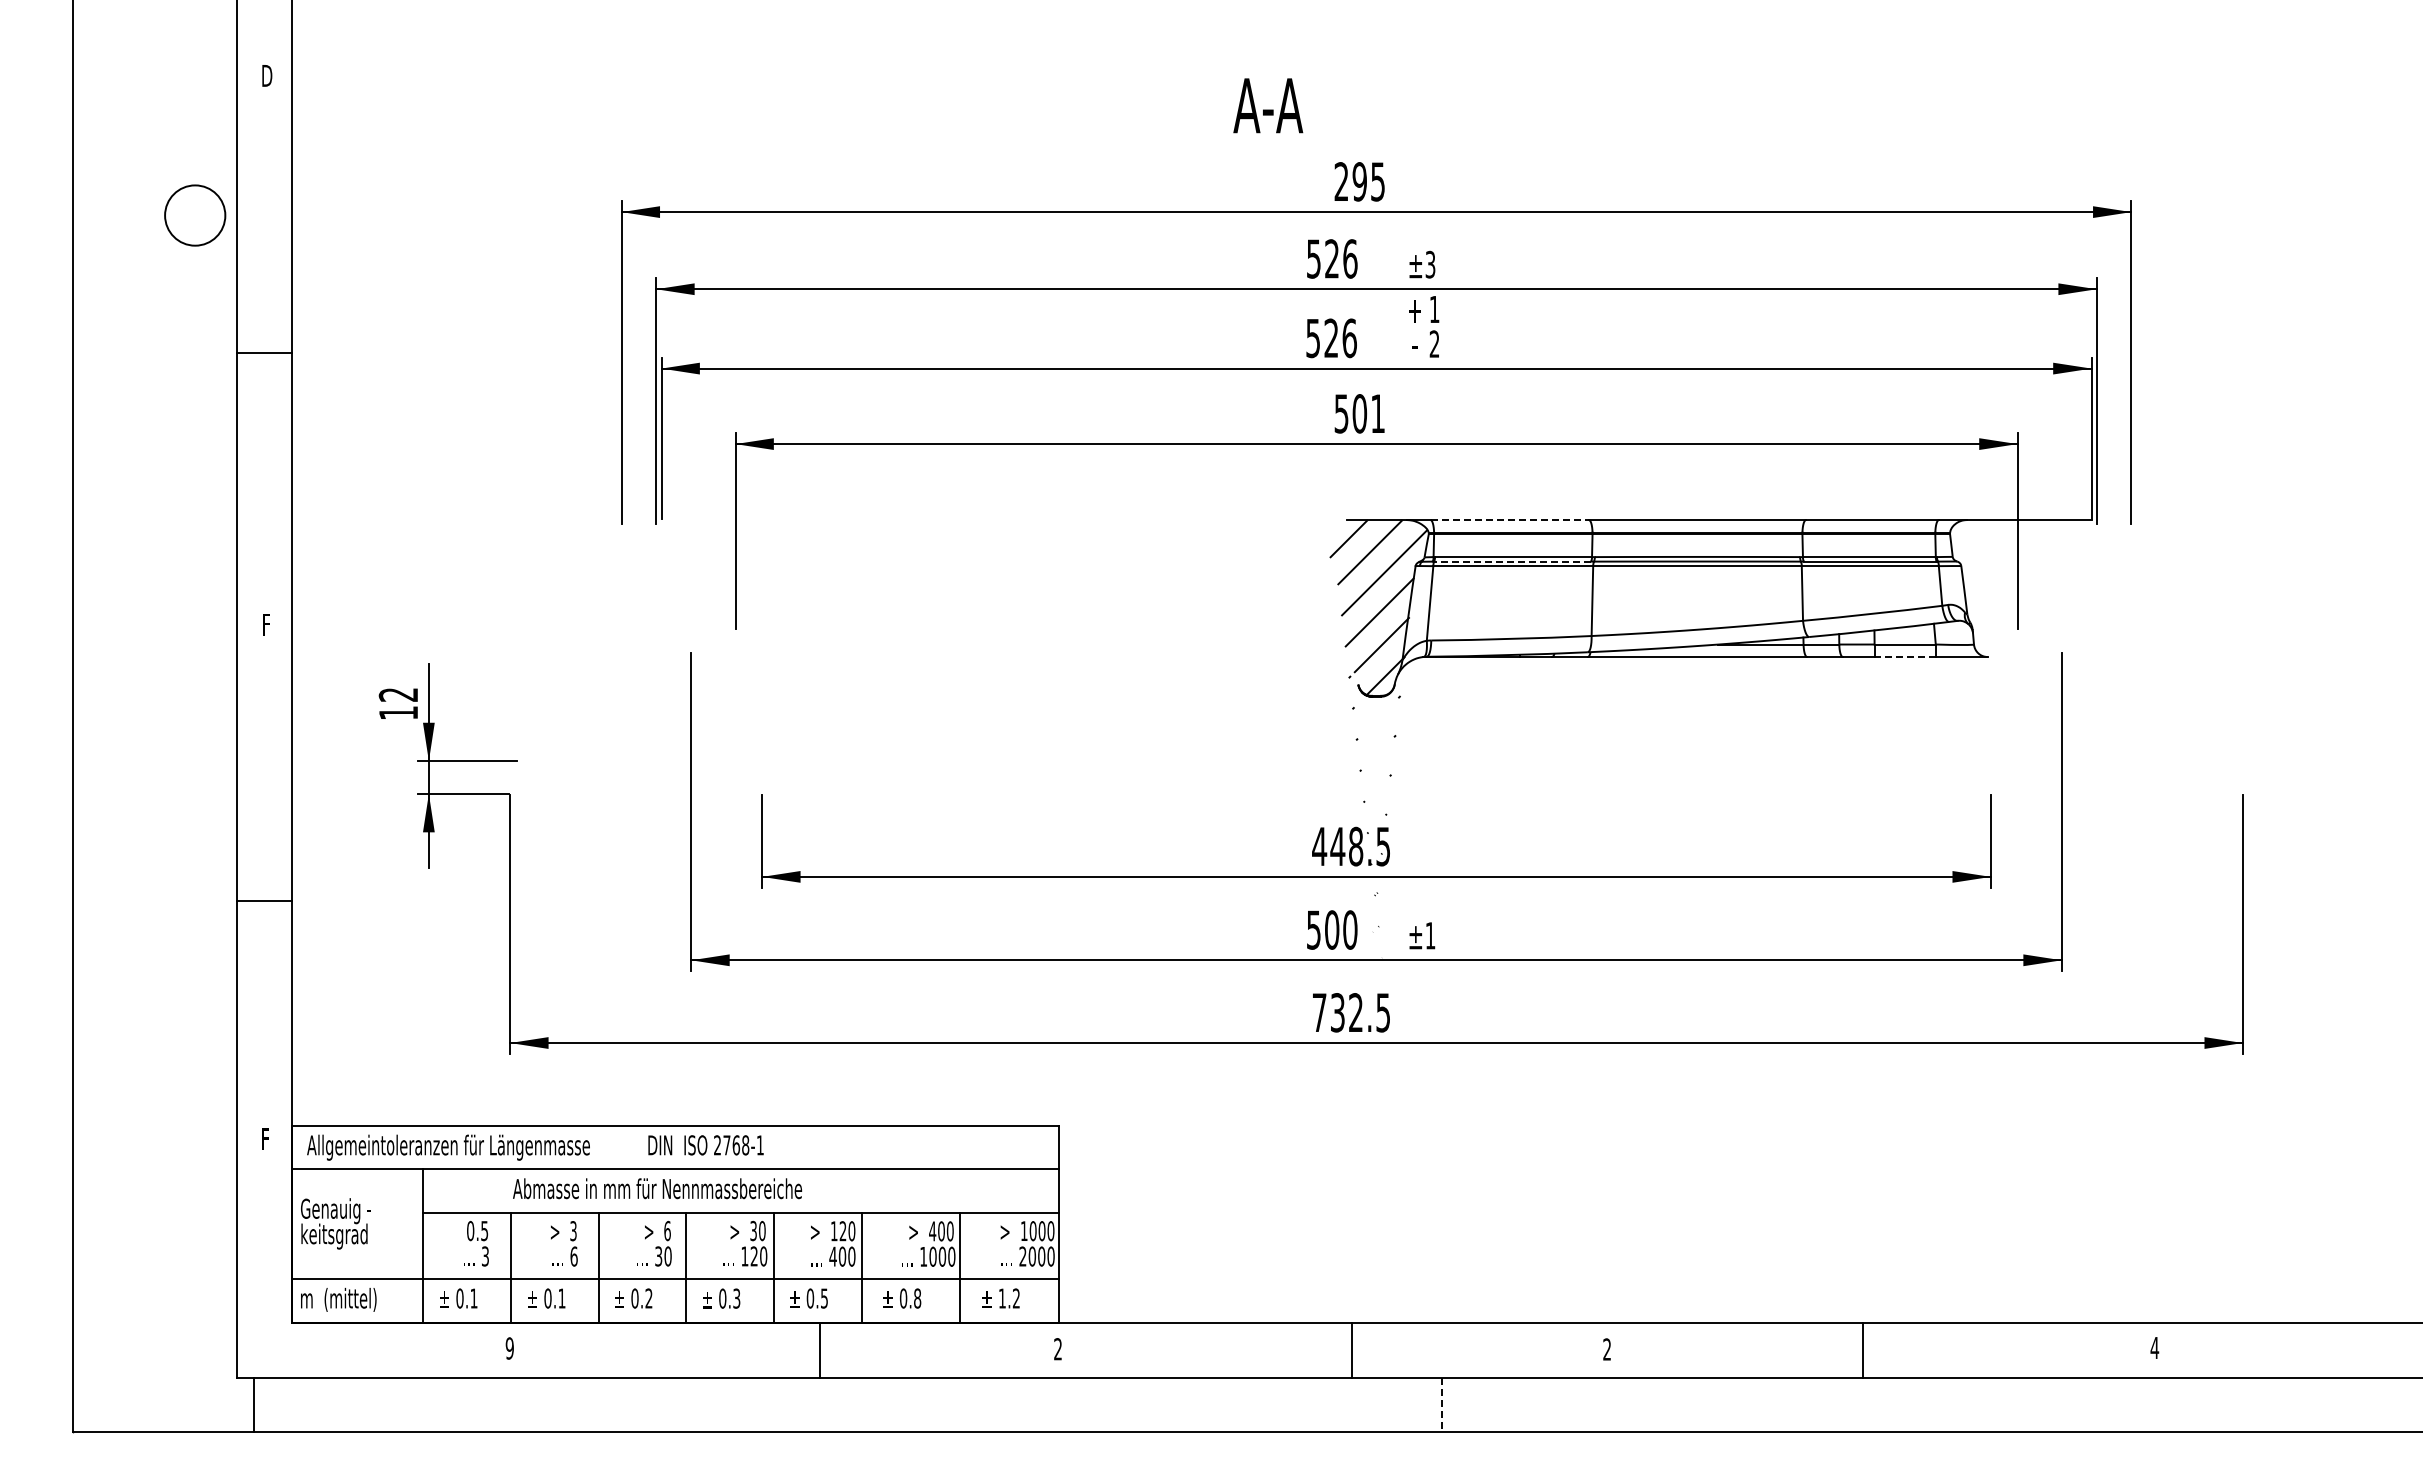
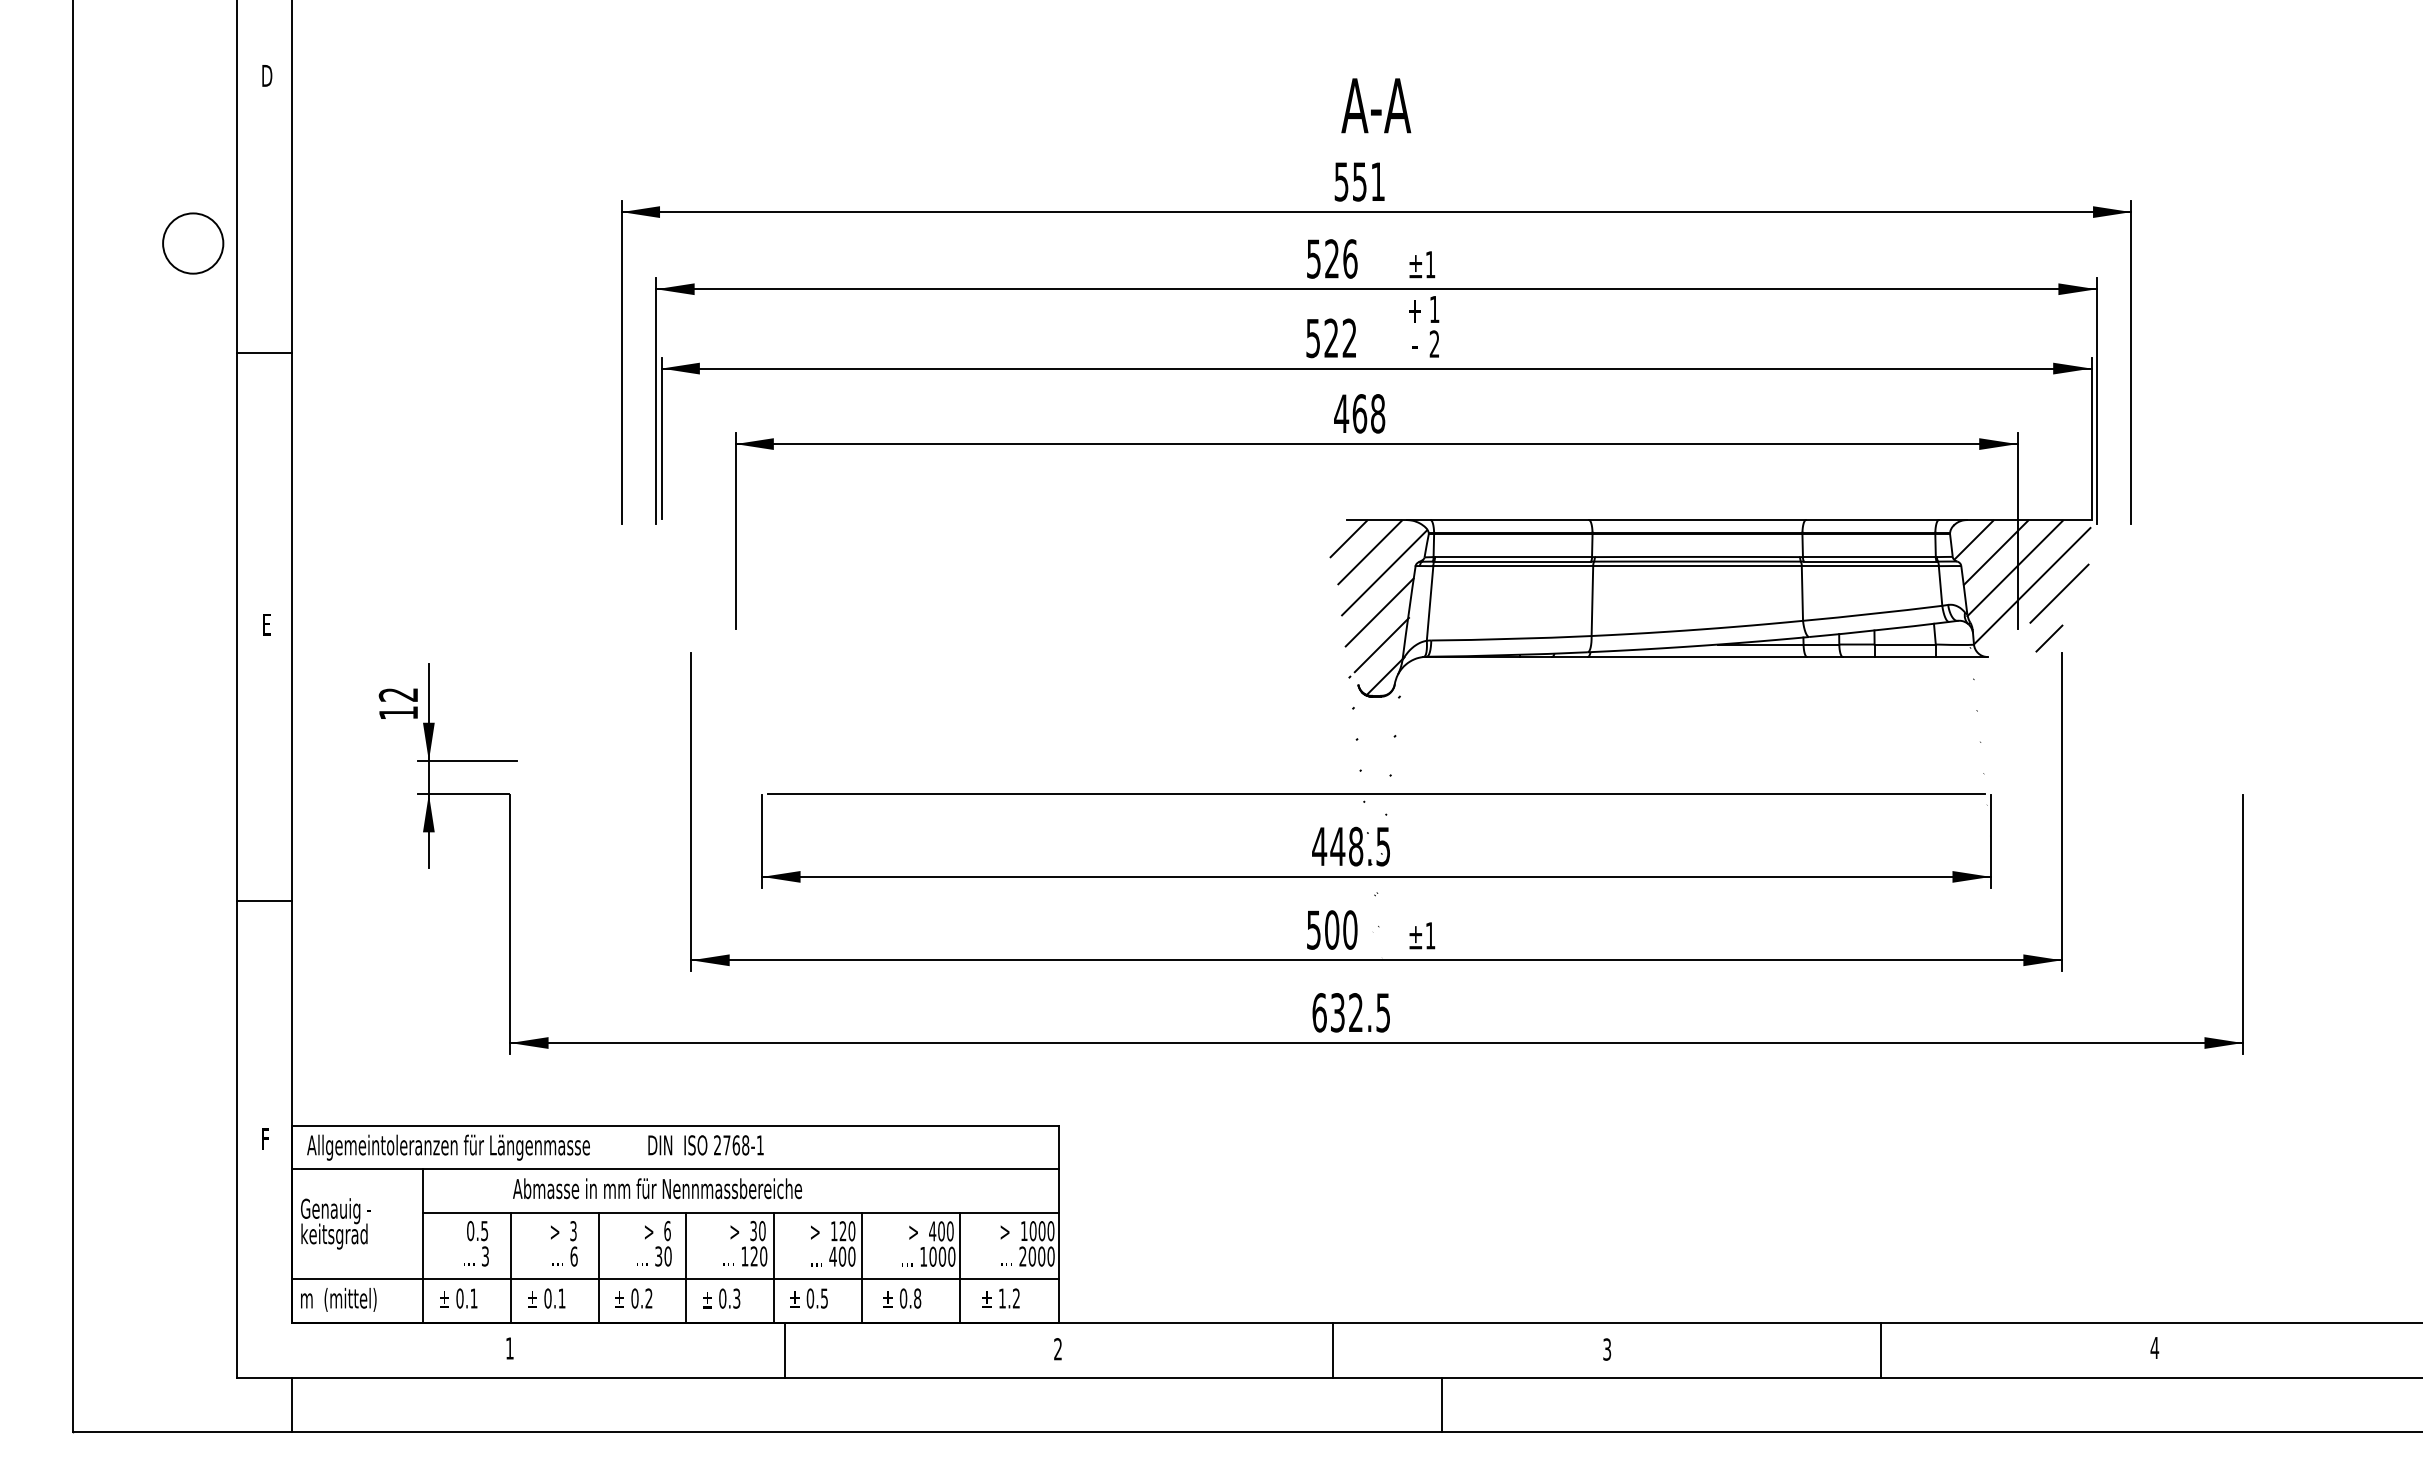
text position: (1268, 105) -> (1376, 105) (1376, 105)
text: 295 -> 551 (1359, 181)
circle position: (195, 215) -> (193, 243) (193, 243)
text: ±3 -> ±1 (1430, 264)
text: 526 -> 522 (1349, 338)
text: 501 -> 468 (1359, 413)
line: dashed -> solid (1510, 520)
line: dashed -> solid (1512, 561)
text: F -> E (267, 624)
line: dashed -> solid (1905, 657)
hatch: none -> present (2022, 678)
line: none -> present (1376, 794)
text: 732.5 -> 632.5 (1319, 1012)
text: 9 -> 1 (509, 1348)
line position: (819, 1349) -> (784, 1349) (784, 1349)
line position: (1351, 1349) -> (1332, 1349) (1332, 1349)
text: 2 -> 3 (1607, 1349)
line position: (1862, 1349) -> (1880, 1349) (1880, 1349)
line position: (253, 1404) -> (291, 1404) (291, 1404)
line: dashed -> solid (1442, 1405)
